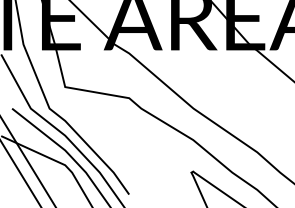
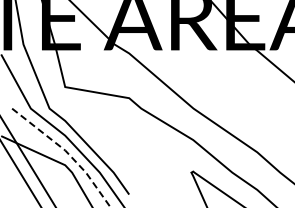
line: solid -> dashed (67, 152)
